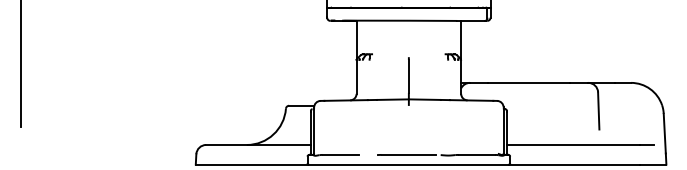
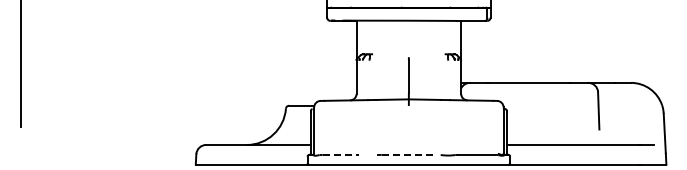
line: solid -> dashed (341, 154)
line: solid -> dashed (409, 154)
